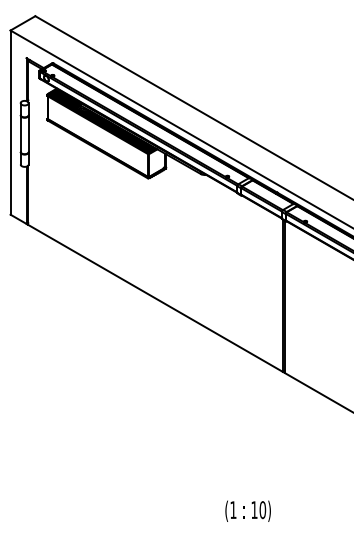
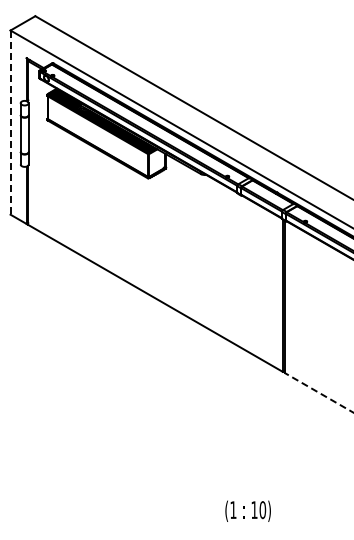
line: solid -> dashed (10, 123)
line: solid -> dashed (319, 392)
